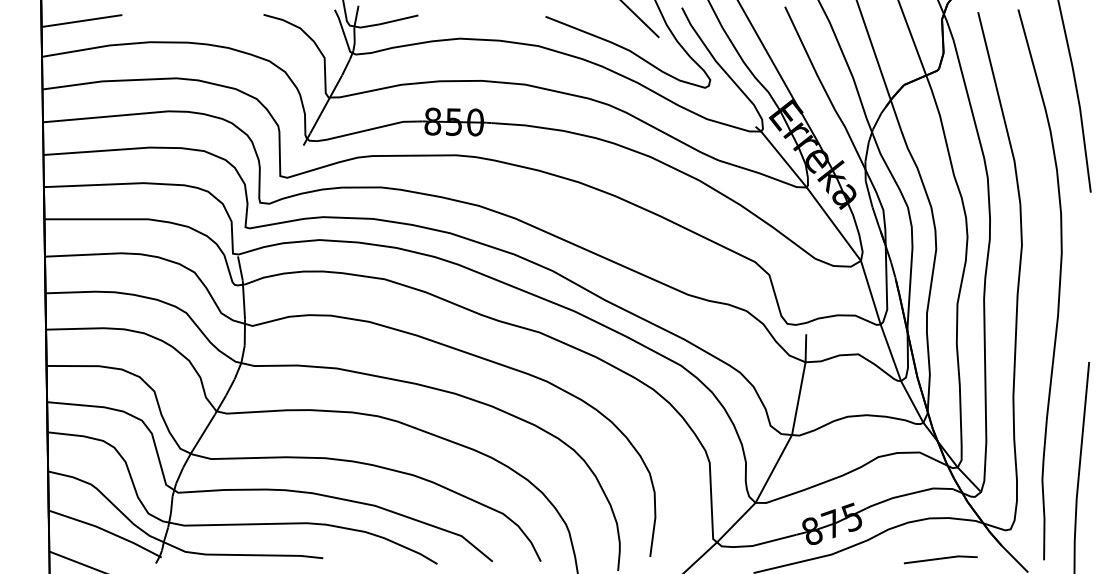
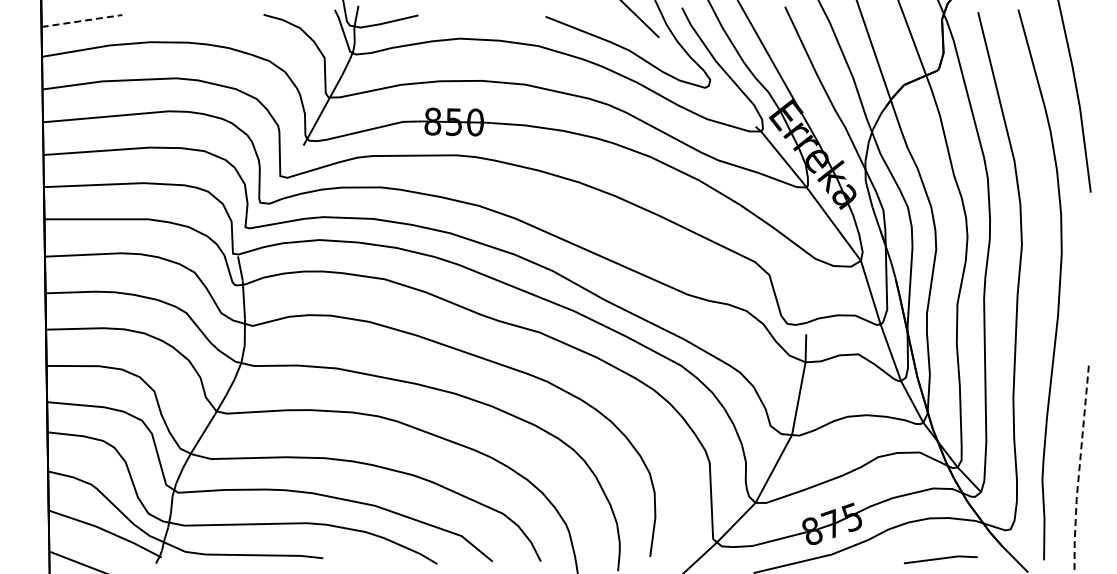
line: solid -> dashed (81, 21)
line: solid -> dashed (1079, 468)
